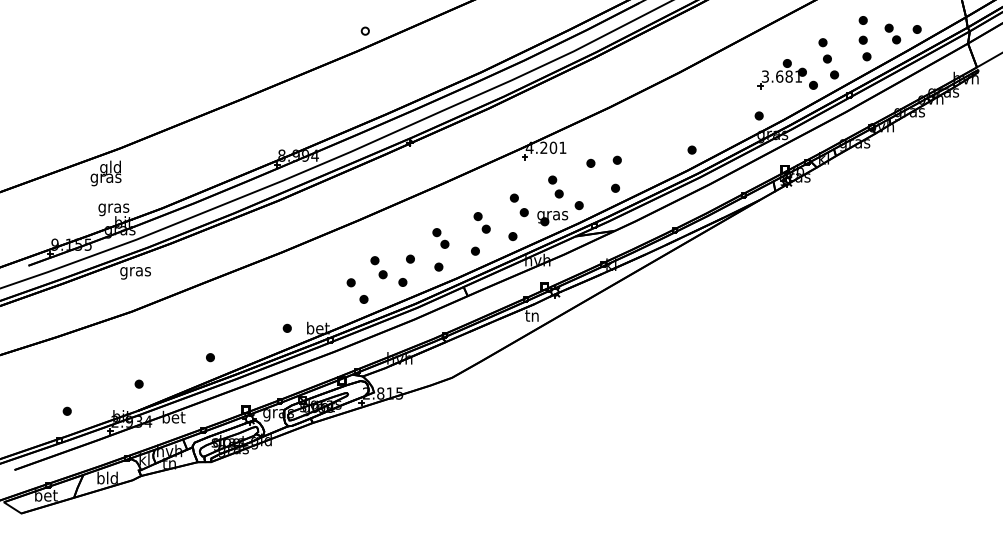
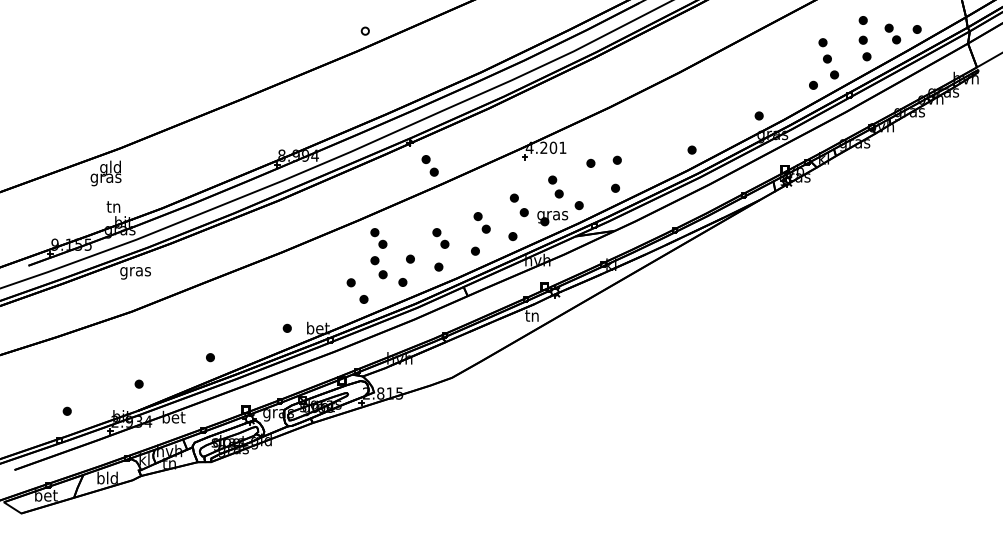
part: present -> none (781, 74)
part: none -> present (429, 165)
text: gras -> tn (113, 208)
part: none -> present (378, 238)
